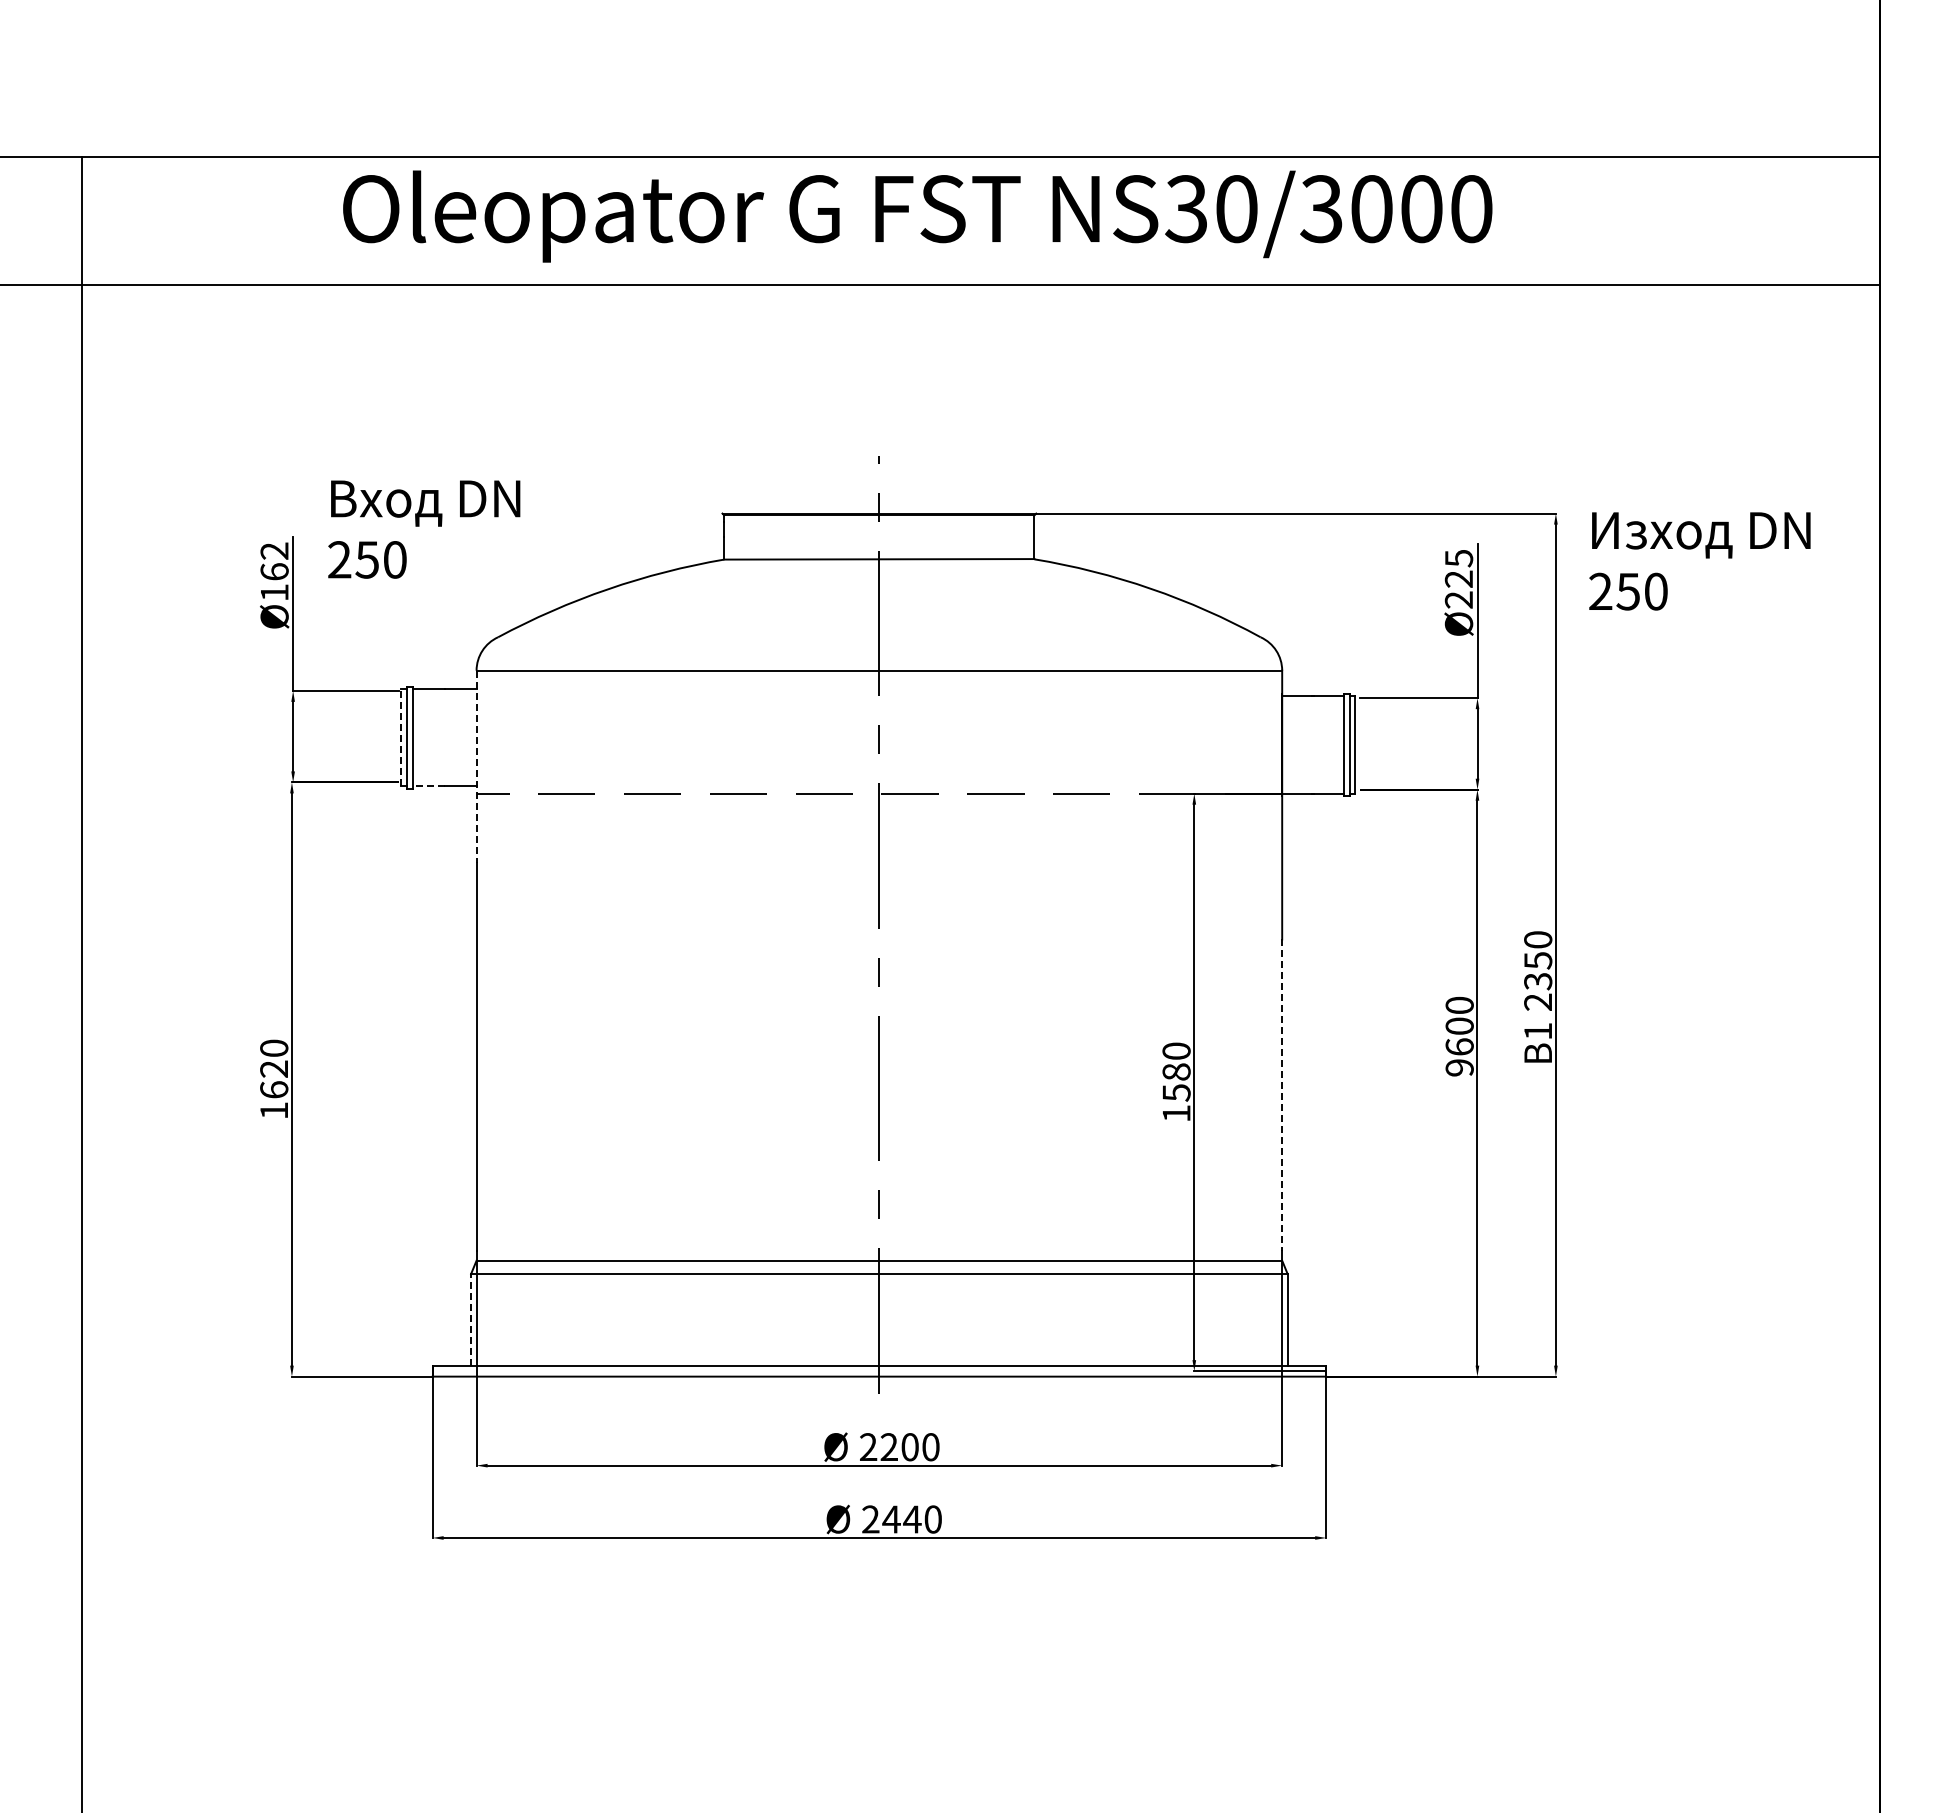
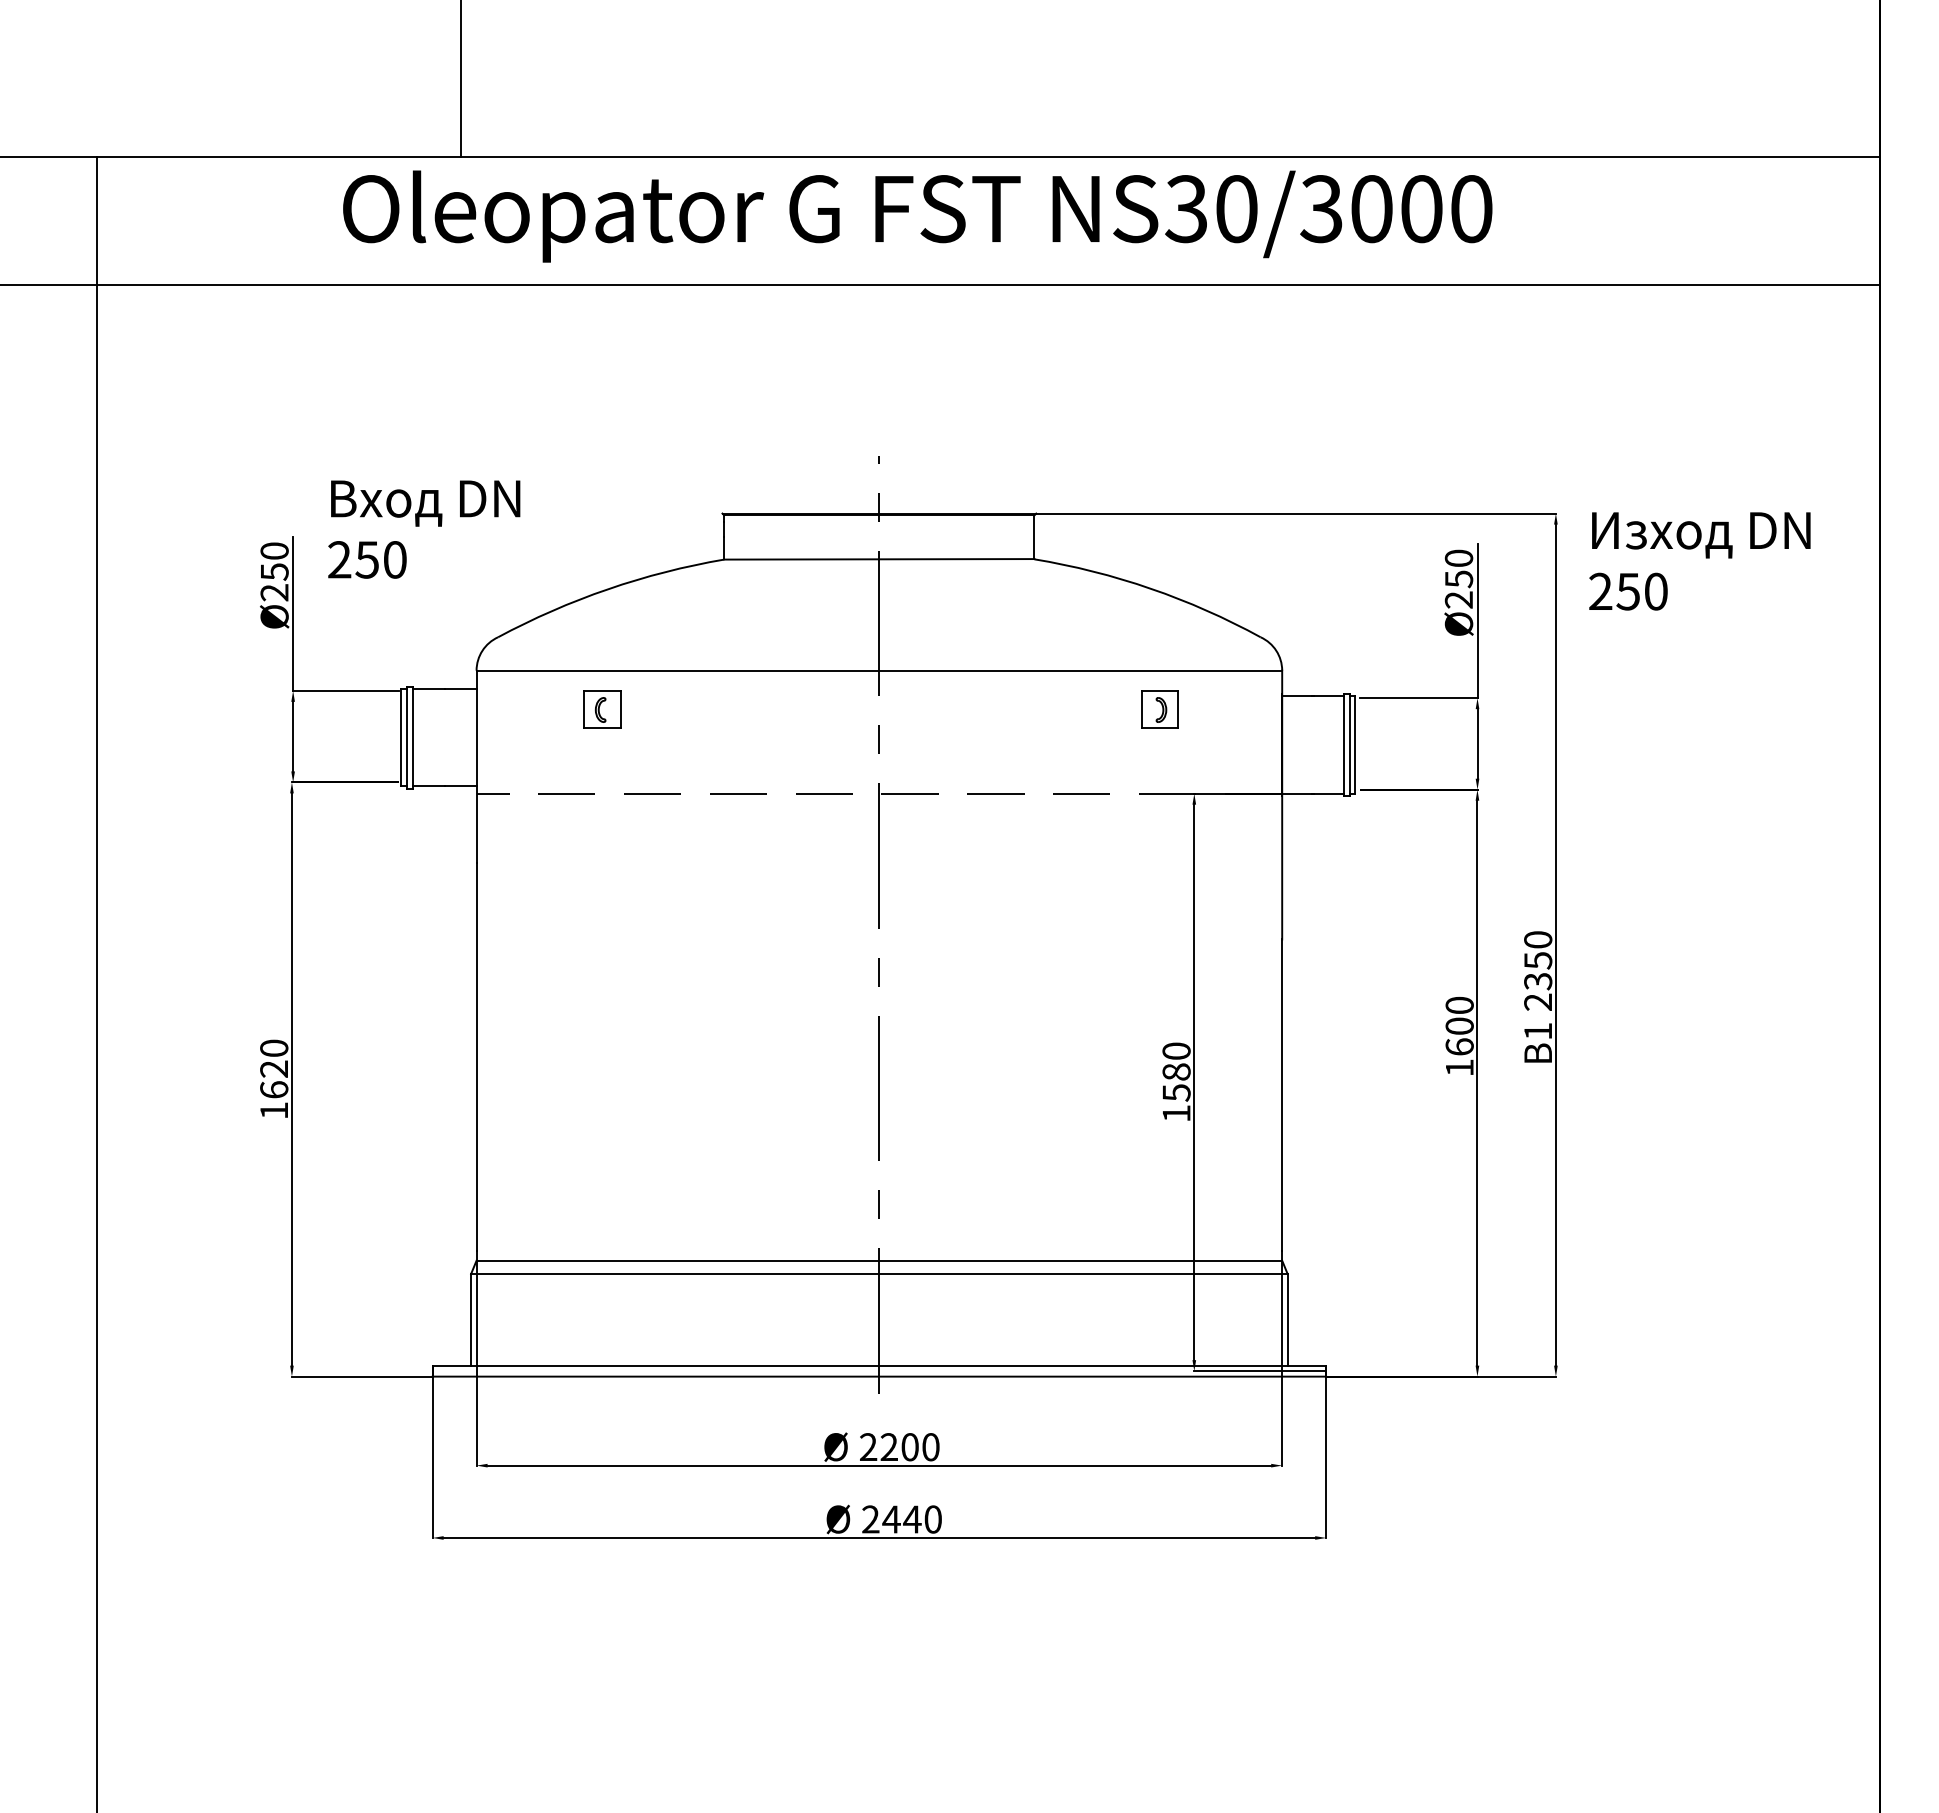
line: none -> present (461, 79)
text: Ø225 -> Ø250 (1458, 568)
text: Ø162 -> Ø250 (274, 571)
part: none -> present (602, 709)
part: none -> present (1159, 709)
line: dashed -> solid (401, 737)
line: dashed -> solid (476, 766)
line: dashed -> solid (428, 786)
line position: (81, 982) -> (96, 982) (96, 982)
text: 9600 -> 1600 (1459, 1067)
line: dashed -> solid (1282, 1095)
line: dashed -> solid (471, 1319)
